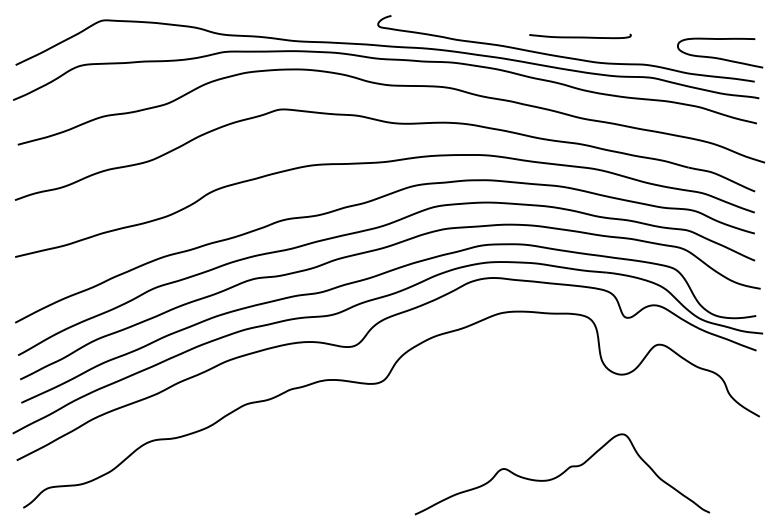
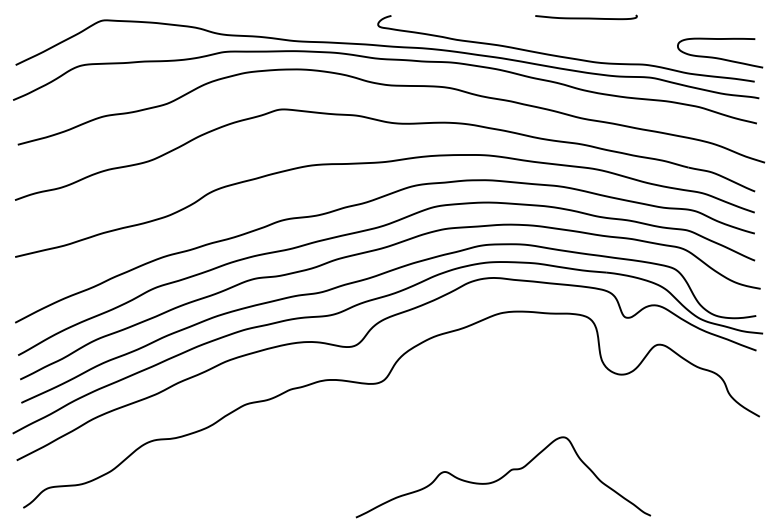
curve position: (580, 36) -> (586, 17) (586, 17)
curve position: (562, 474) -> (503, 477) (503, 477)
